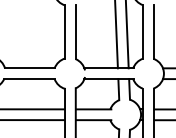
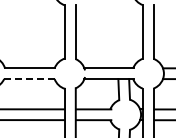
line: present -> none (116, 35)
line: present -> none (126, 35)
line: solid -> dashed (29, 79)
